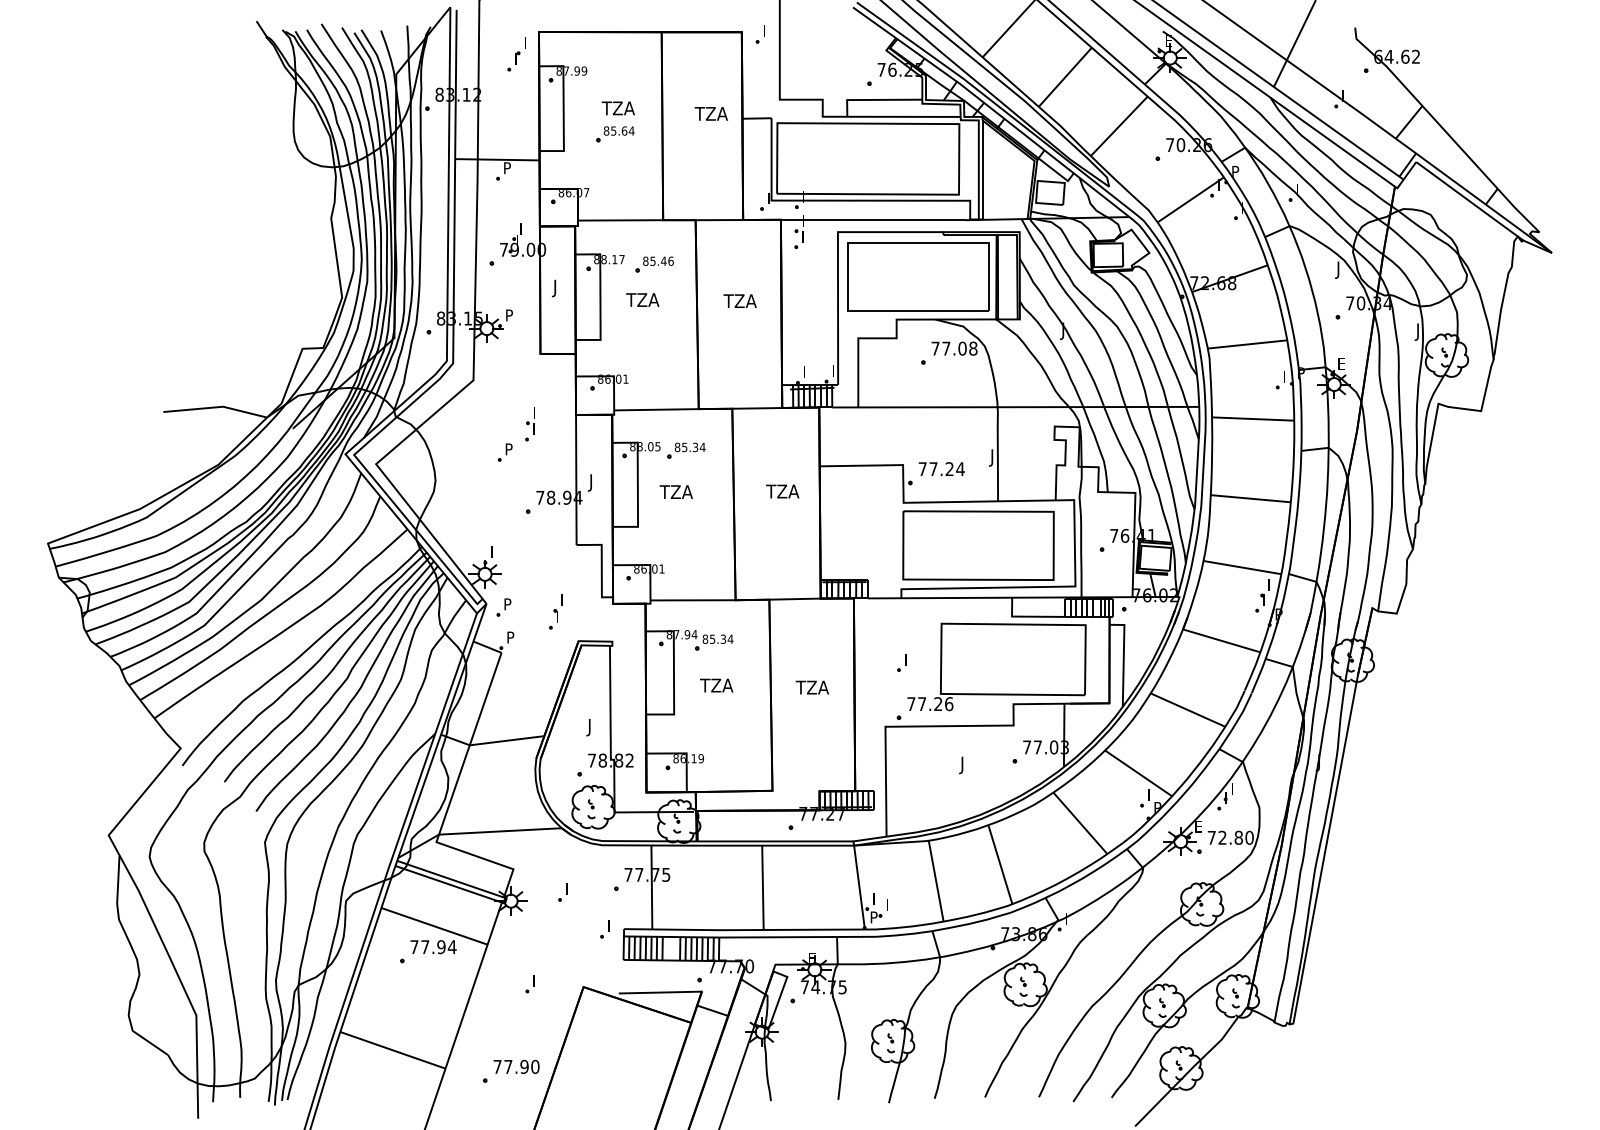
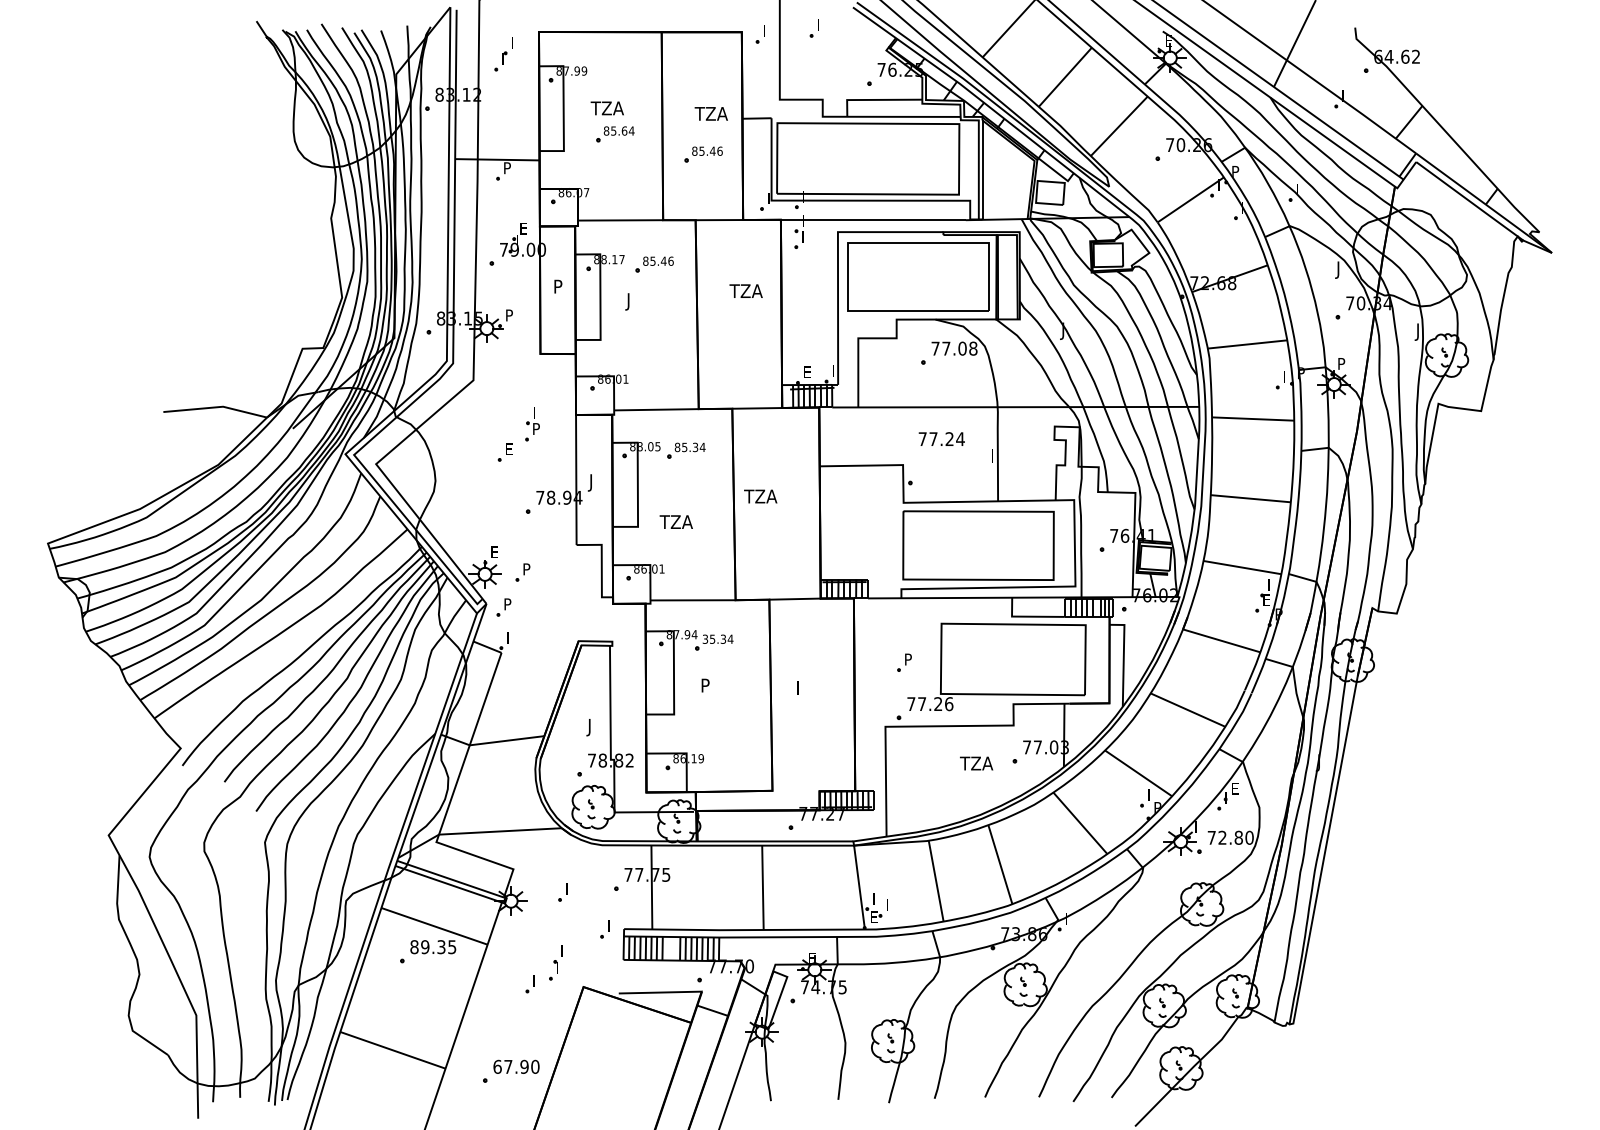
part: none -> present (813, 28)
part position: (516, 54) -> (503, 54) (503, 54)
text position: (617, 108) -> (606, 108) (606, 108)
part: none -> present (703, 154)
text: I -> E (524, 228)
text: J -> P (556, 288)
text position: (739, 300) -> (745, 290) (745, 290)
text: TZA -> J (642, 301)
text: E -> P (1341, 363)
text: I -> E (807, 371)
text: I -> P (536, 428)
text: P -> E (508, 449)
text: J -> I (991, 457)
text position: (941, 468) -> (941, 438) (941, 438)
text position: (675, 491) -> (675, 521) (675, 521)
text position: (782, 491) -> (760, 496) (760, 496)
text: I -> E (495, 551)
part: none -> present (522, 572)
text: I -> E (1267, 599)
part position: (555, 611) -> (555, 962) (555, 962)
text: P -> I (510, 637)
text: 85.34 -> 35.34 (705, 638)
text: I -> P (908, 659)
text: TZA -> P (716, 685)
text: TZA -> I (811, 687)
text: J -> TZA (976, 765)
text: I -> E (1235, 788)
text: E -> I (1199, 826)
text: P -> E (873, 917)
text: 77.94 -> 89.35 (433, 947)
text: 77.90 -> 67.90 (497, 1066)
